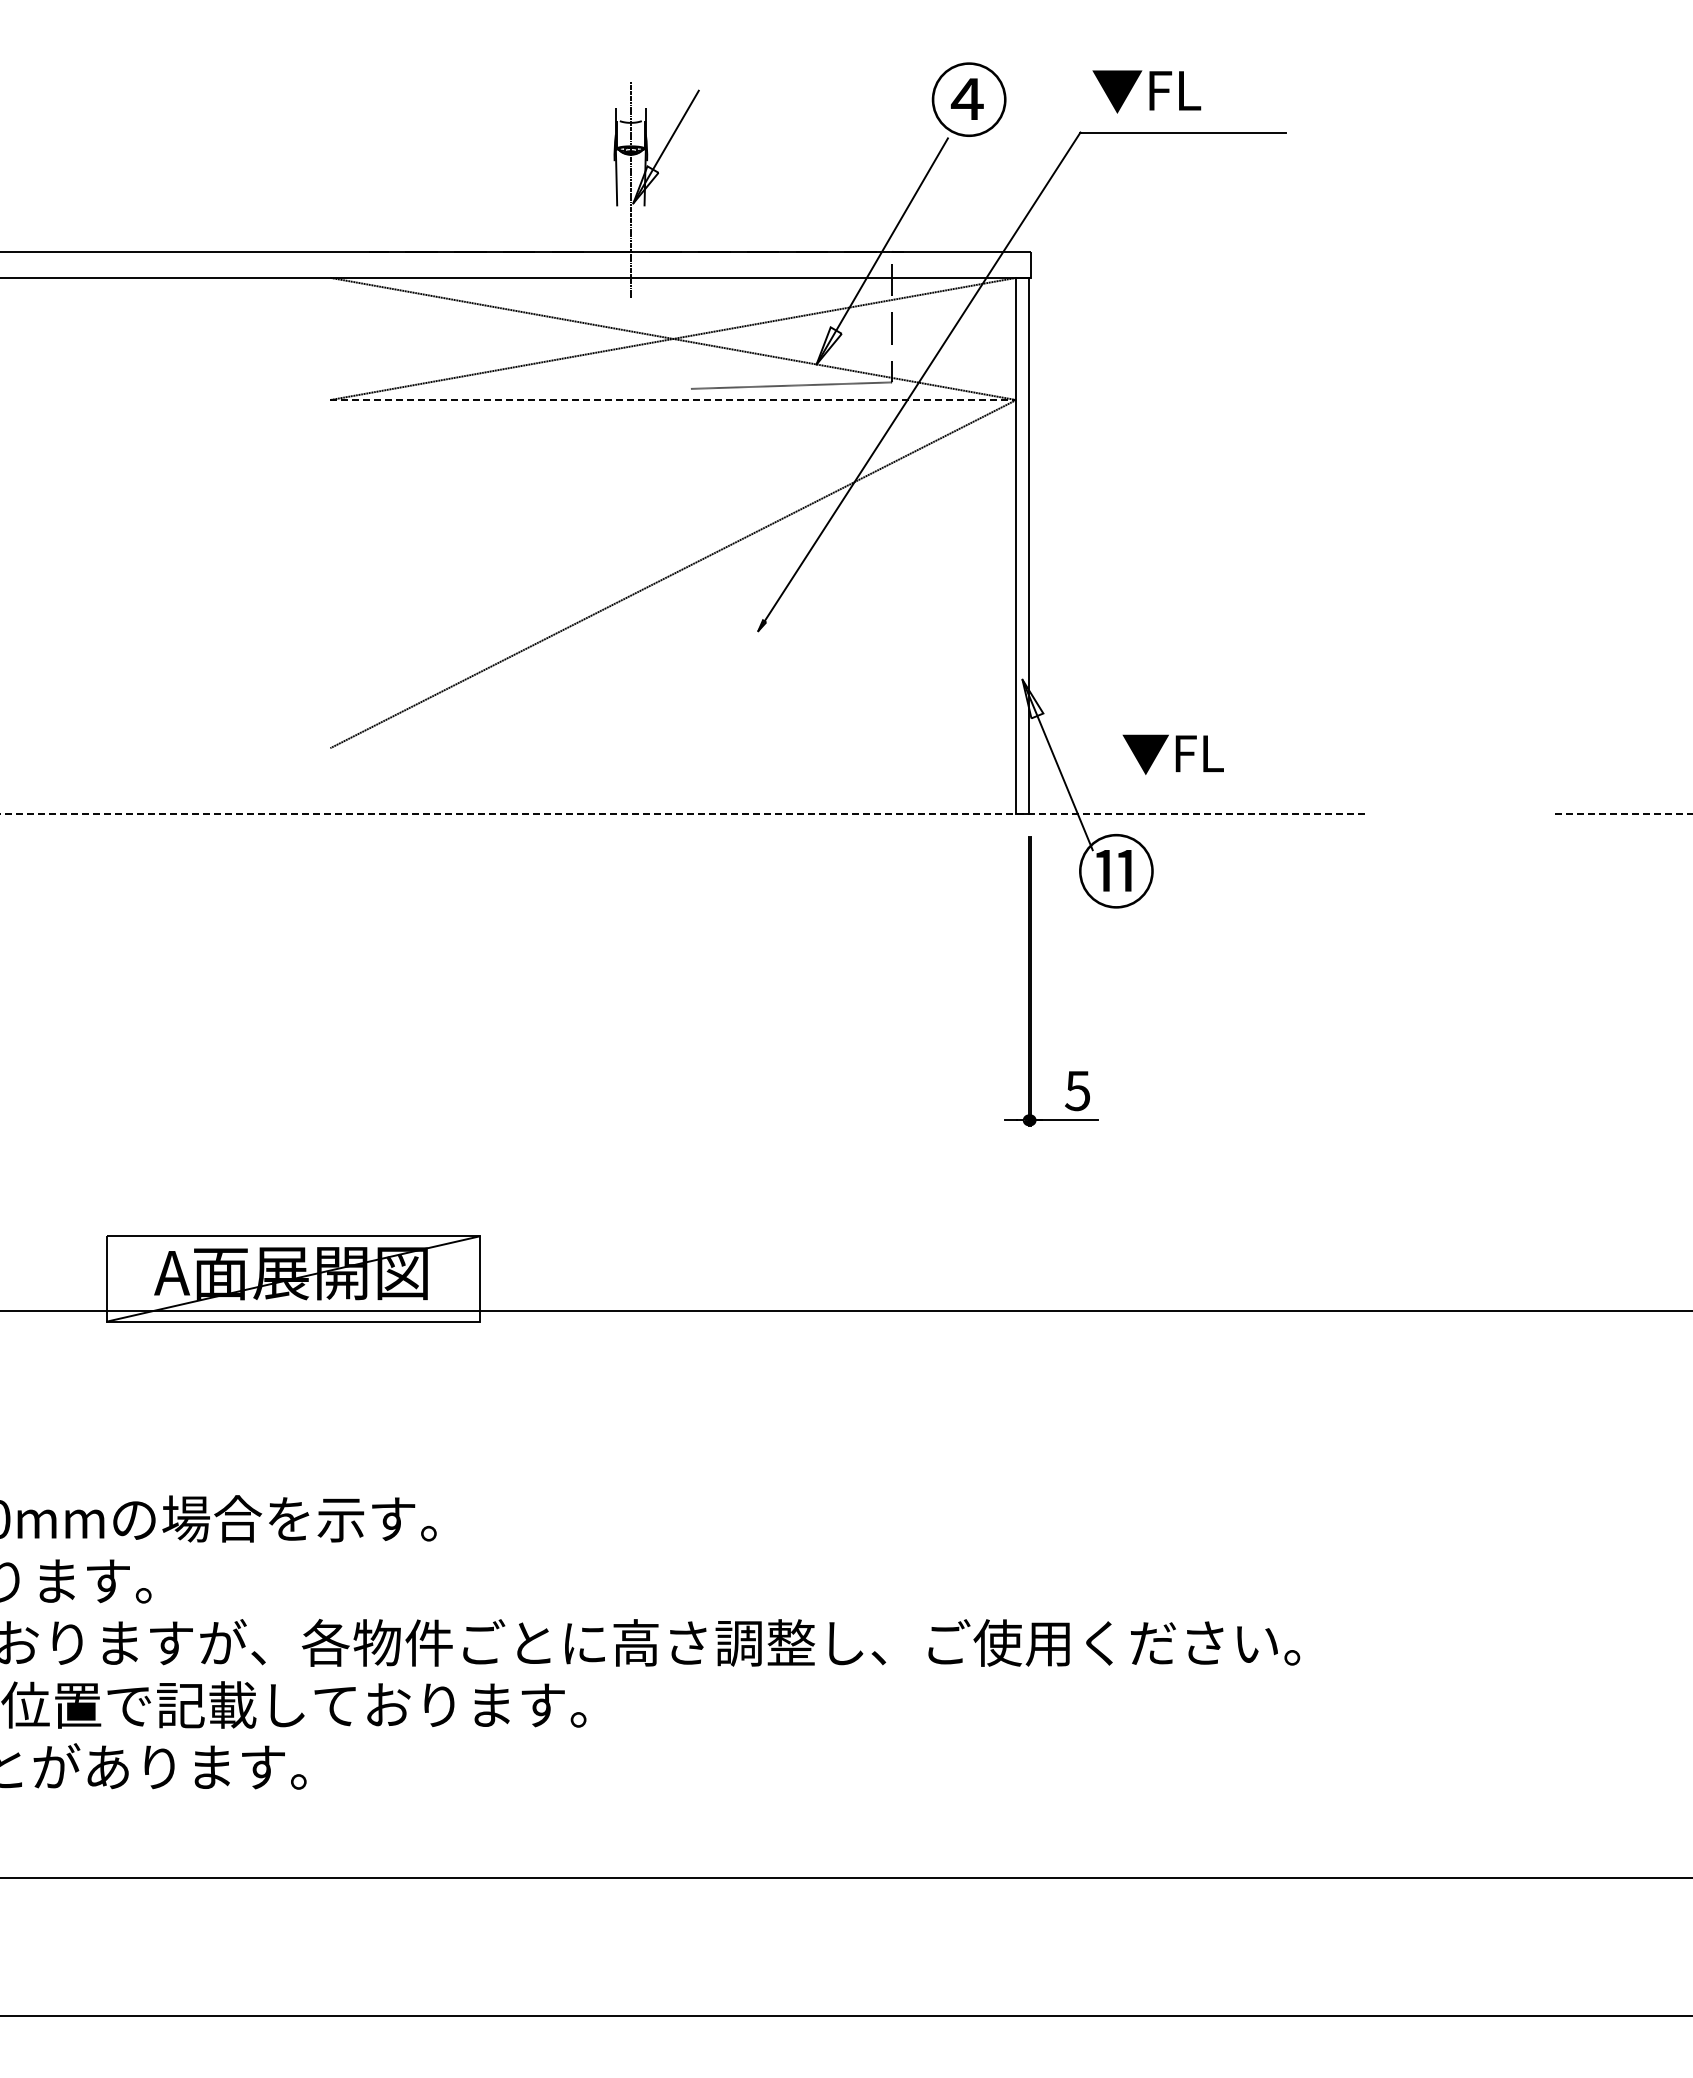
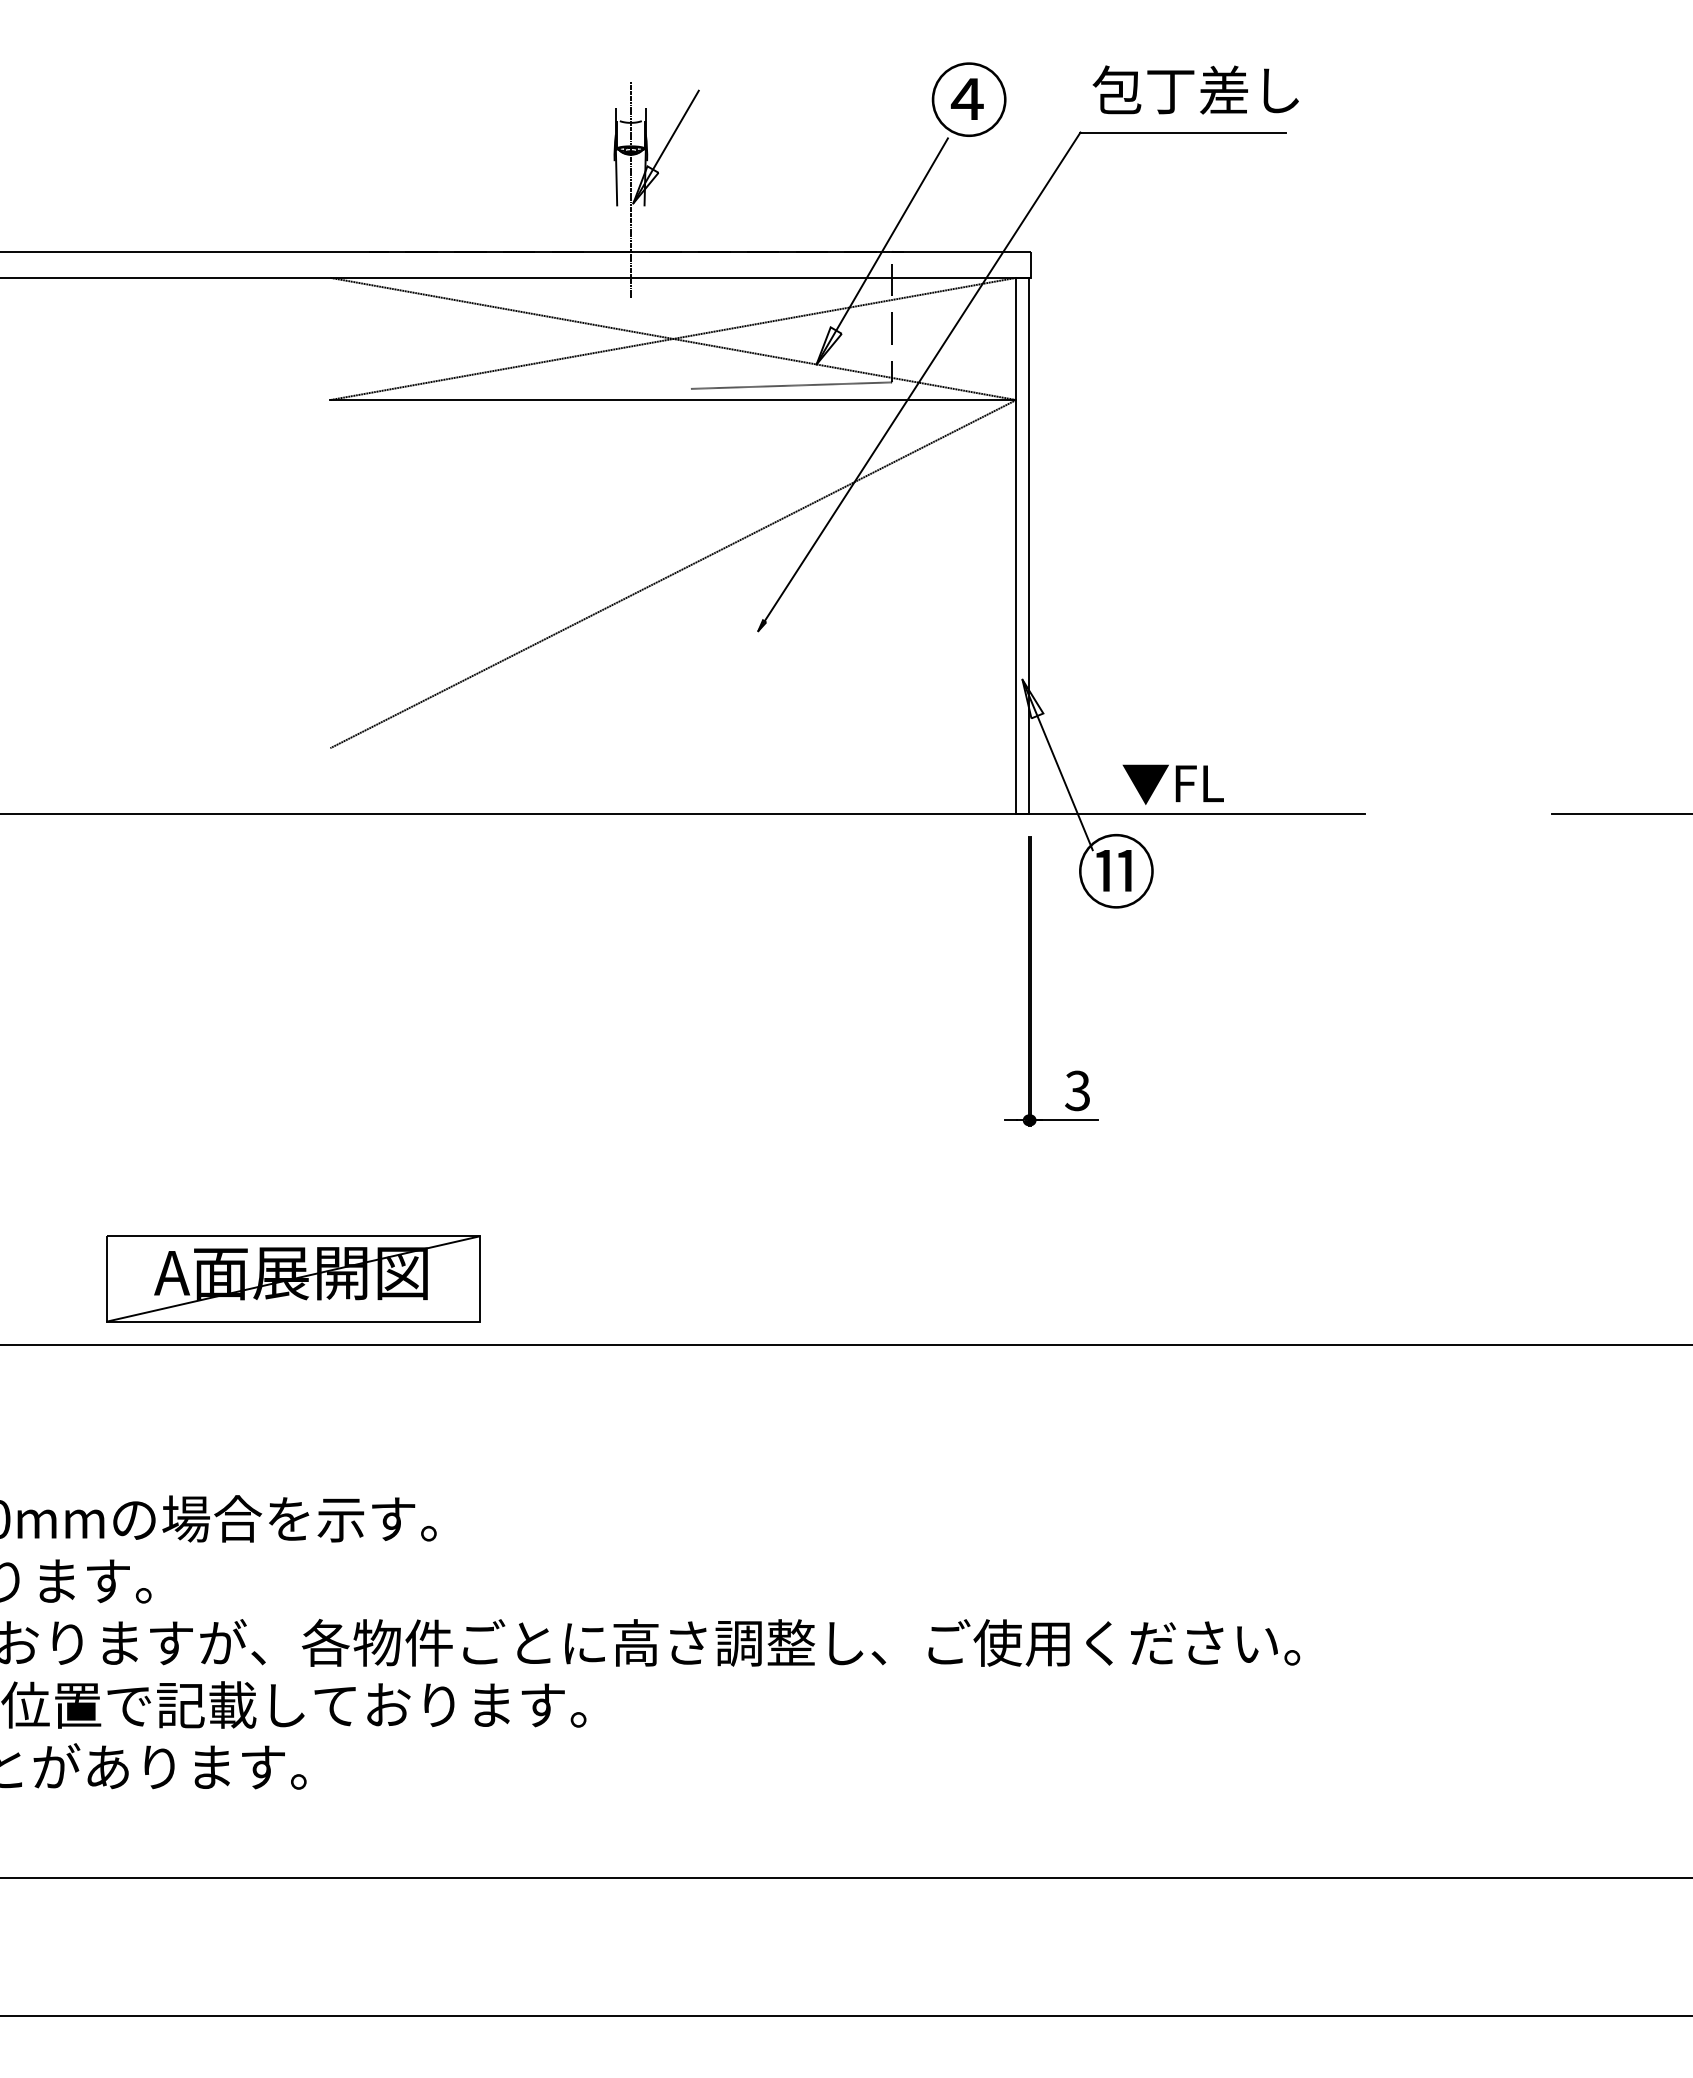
text: ▼FL -> 包丁差し (1195, 89)
line: dashed -> solid (673, 400)
text position: (1172, 754) -> (1172, 784) (1172, 784)
line: dashed -> solid (681, 813)
line: dashed -> solid (1622, 813)
text: 5 -> 3 (1077, 1090)
line position: (845, 1310) -> (845, 1344) (845, 1344)
